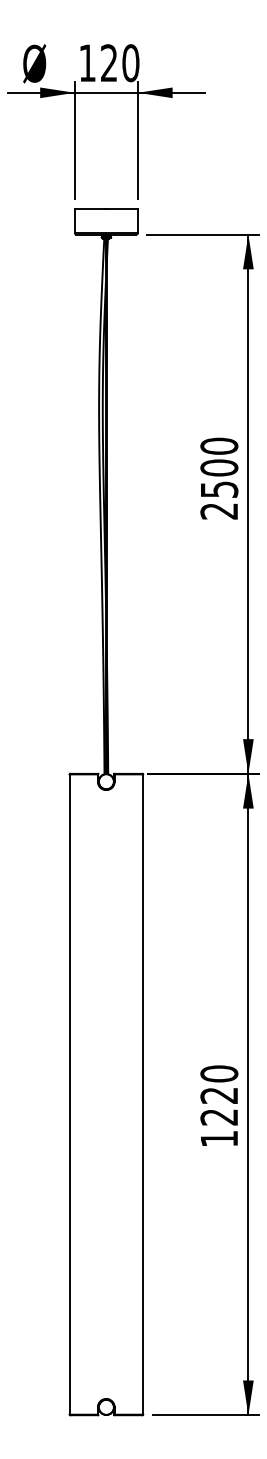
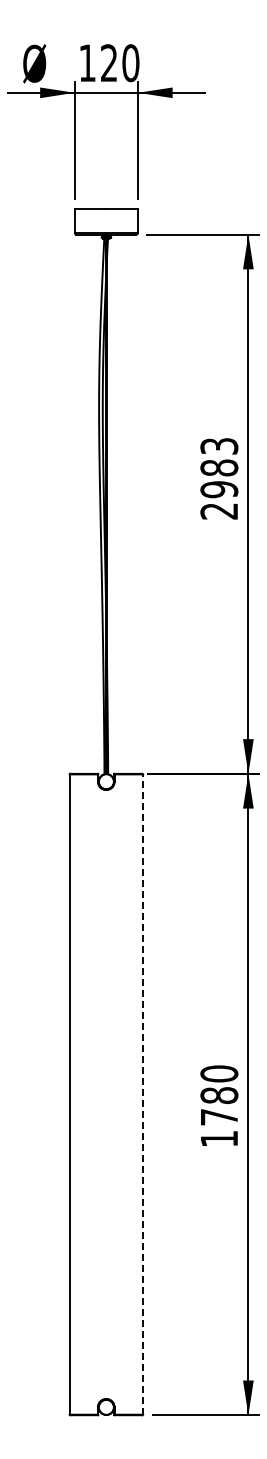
text: 2500 -> 2983 (219, 467)
line: solid -> dashed (143, 1094)
text: 1220 -> 1780 (219, 1106)
